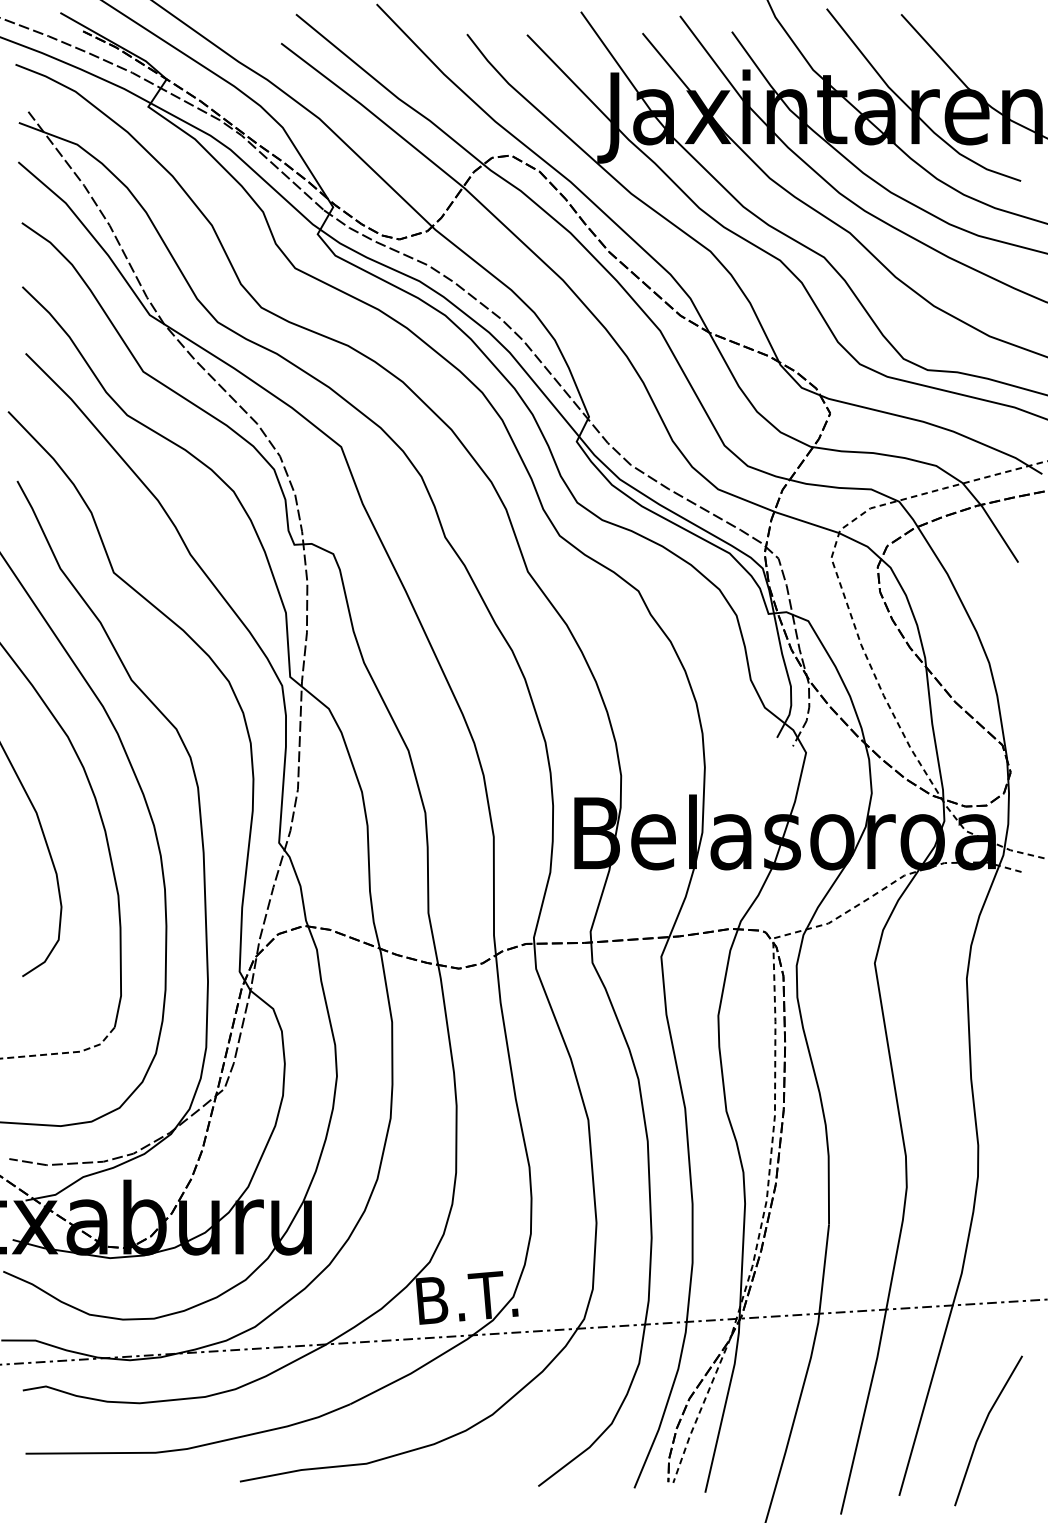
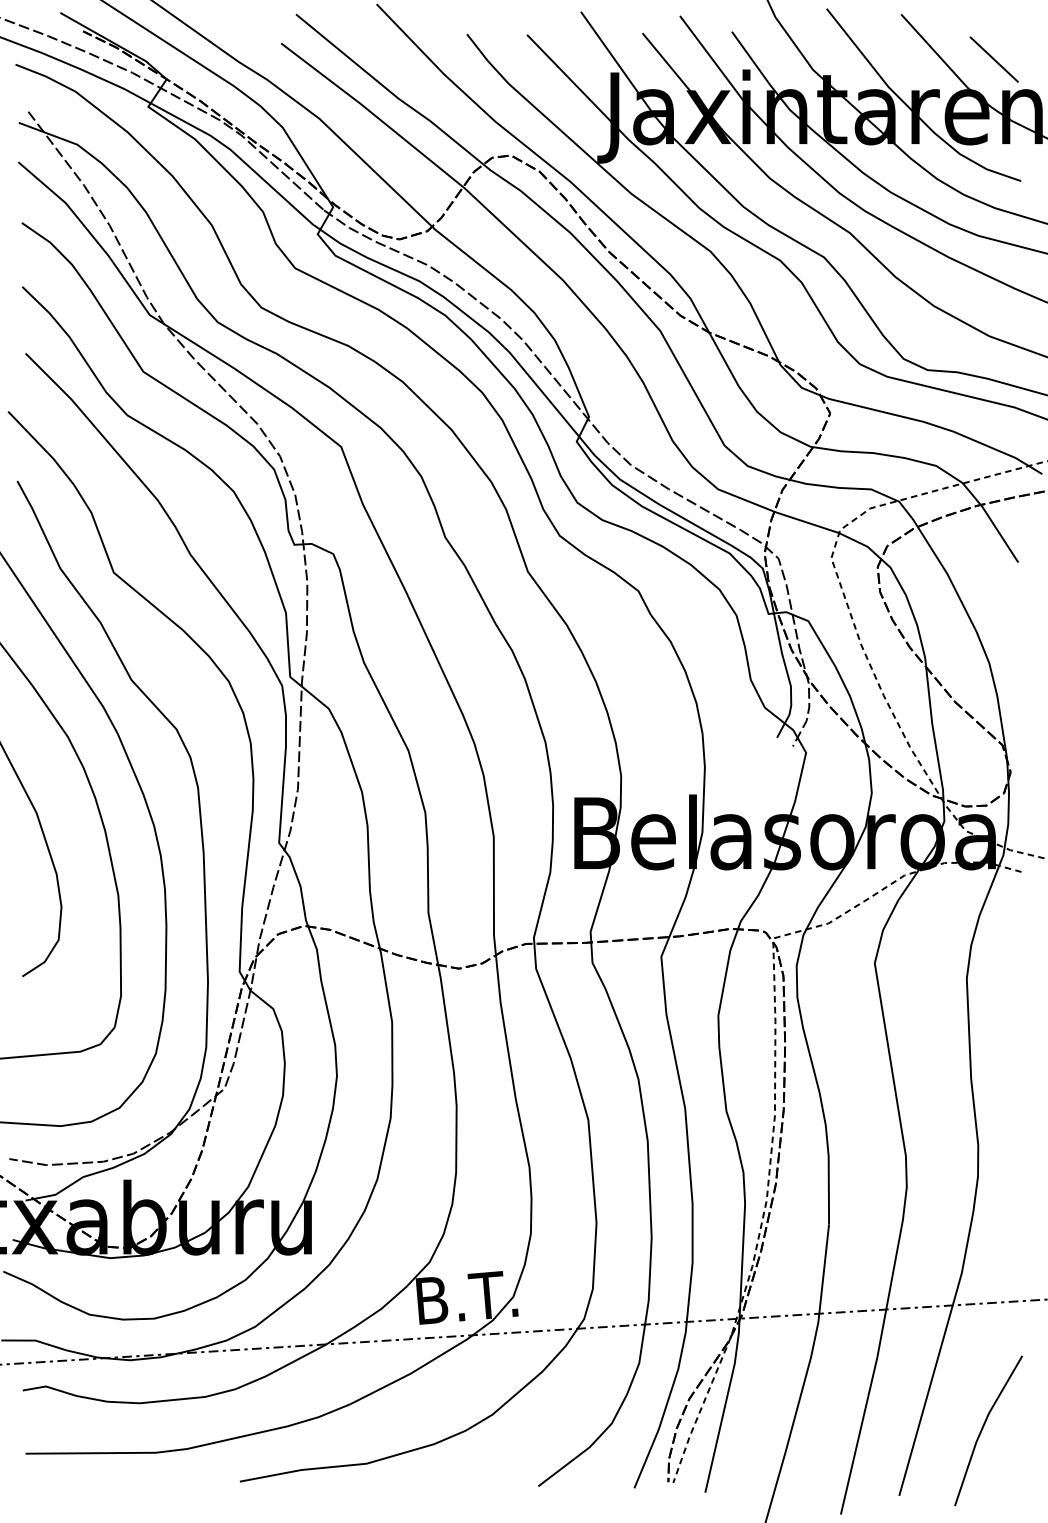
line: none -> present (993, 59)
line: dashed -> solid (63, 1053)
